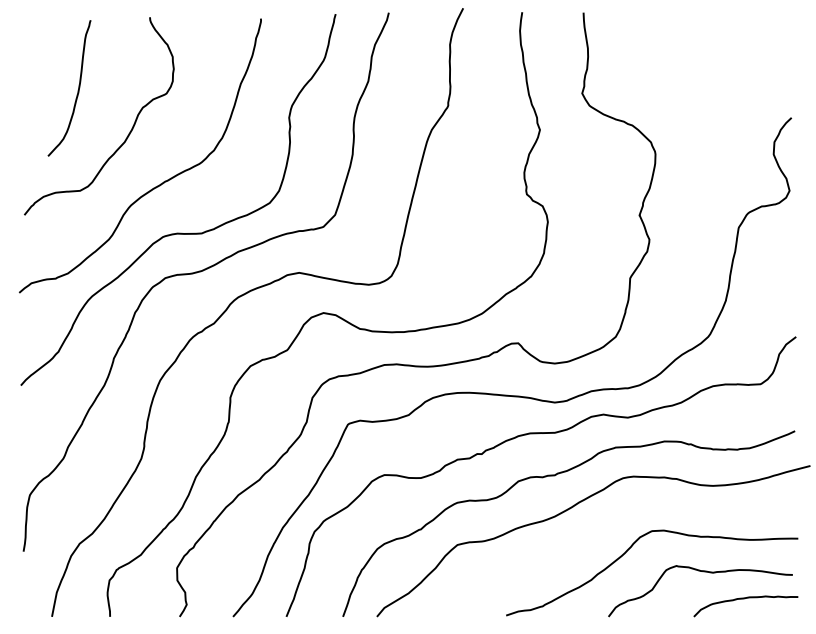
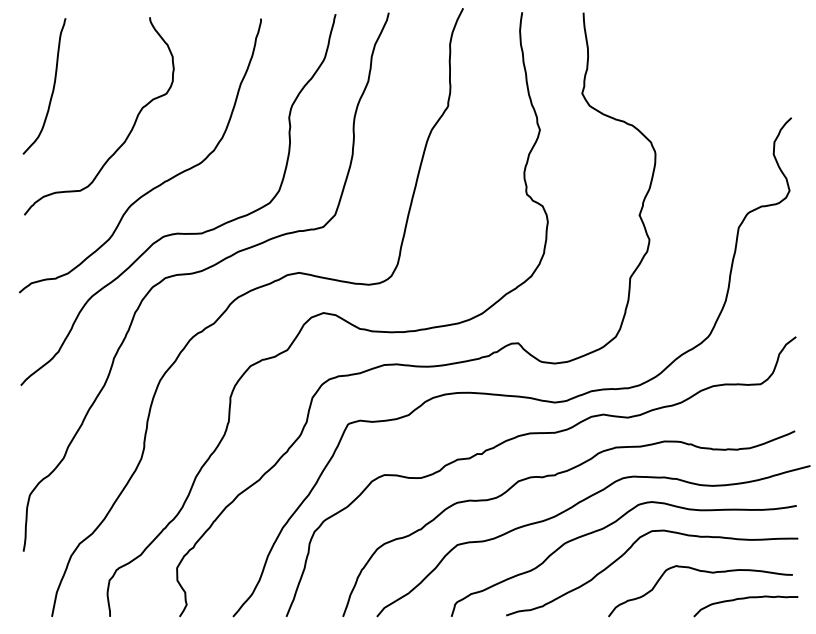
curve position: (77, 90) -> (52, 88) (52, 88)
curve: none -> present (607, 527)
